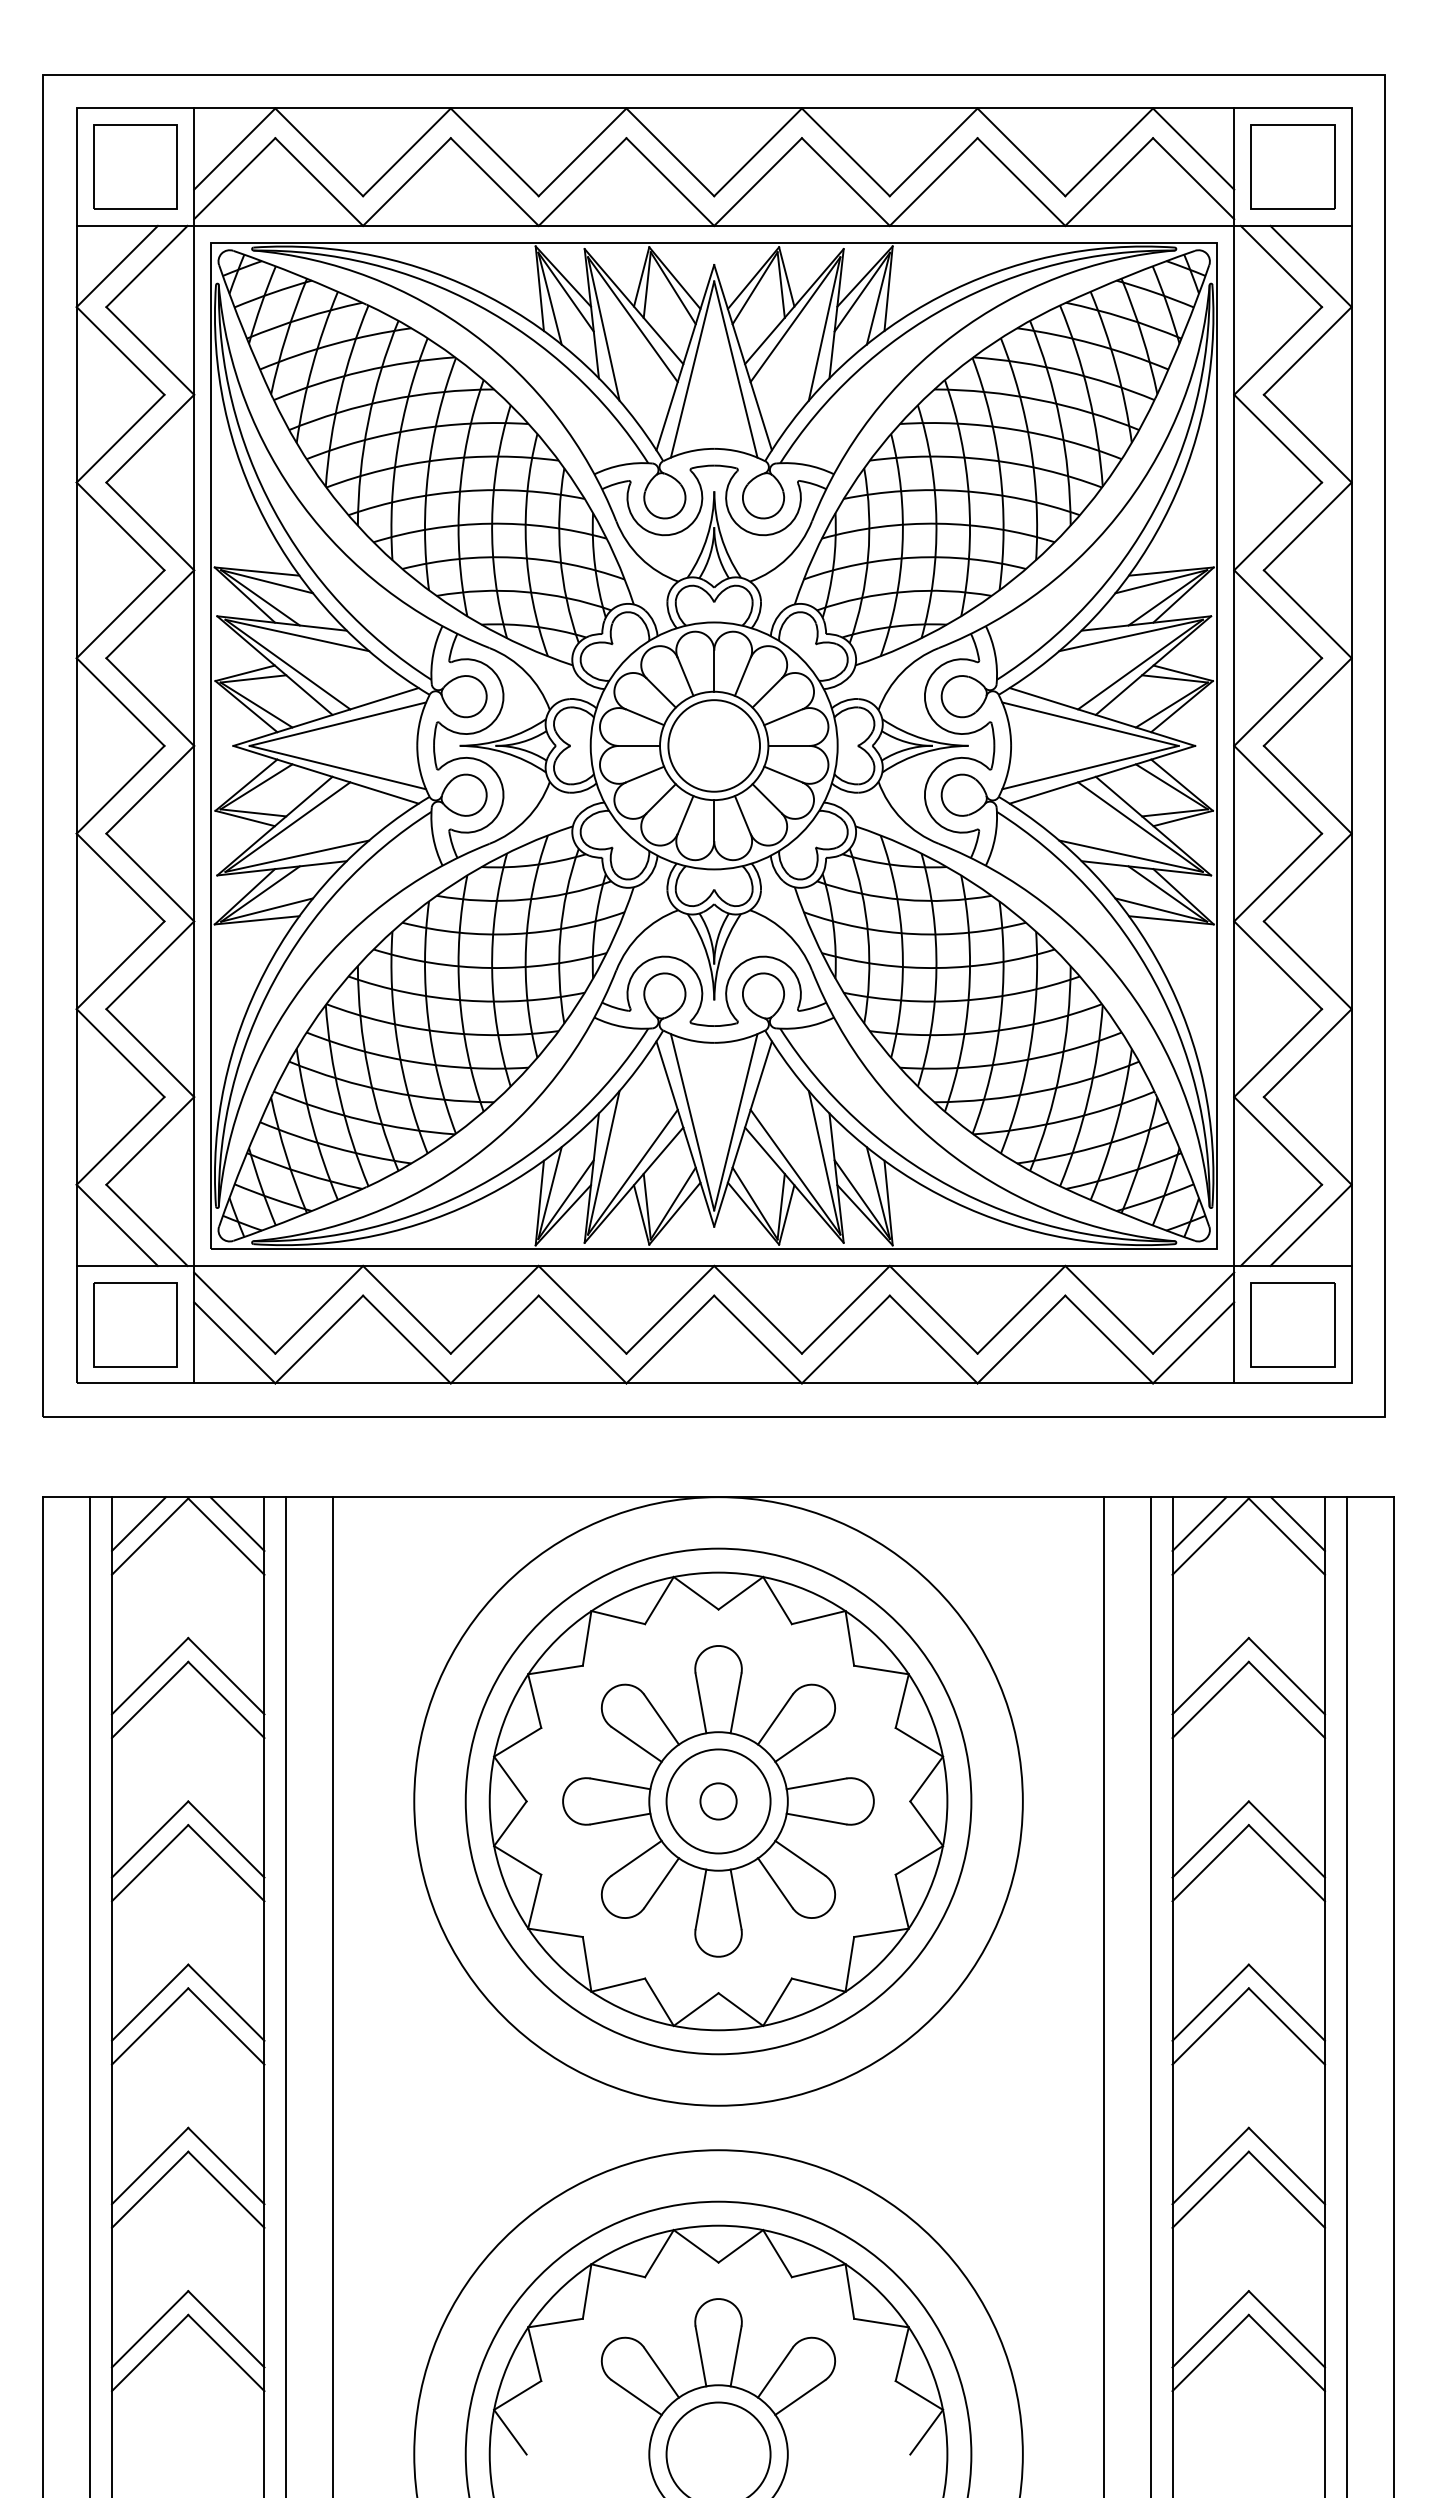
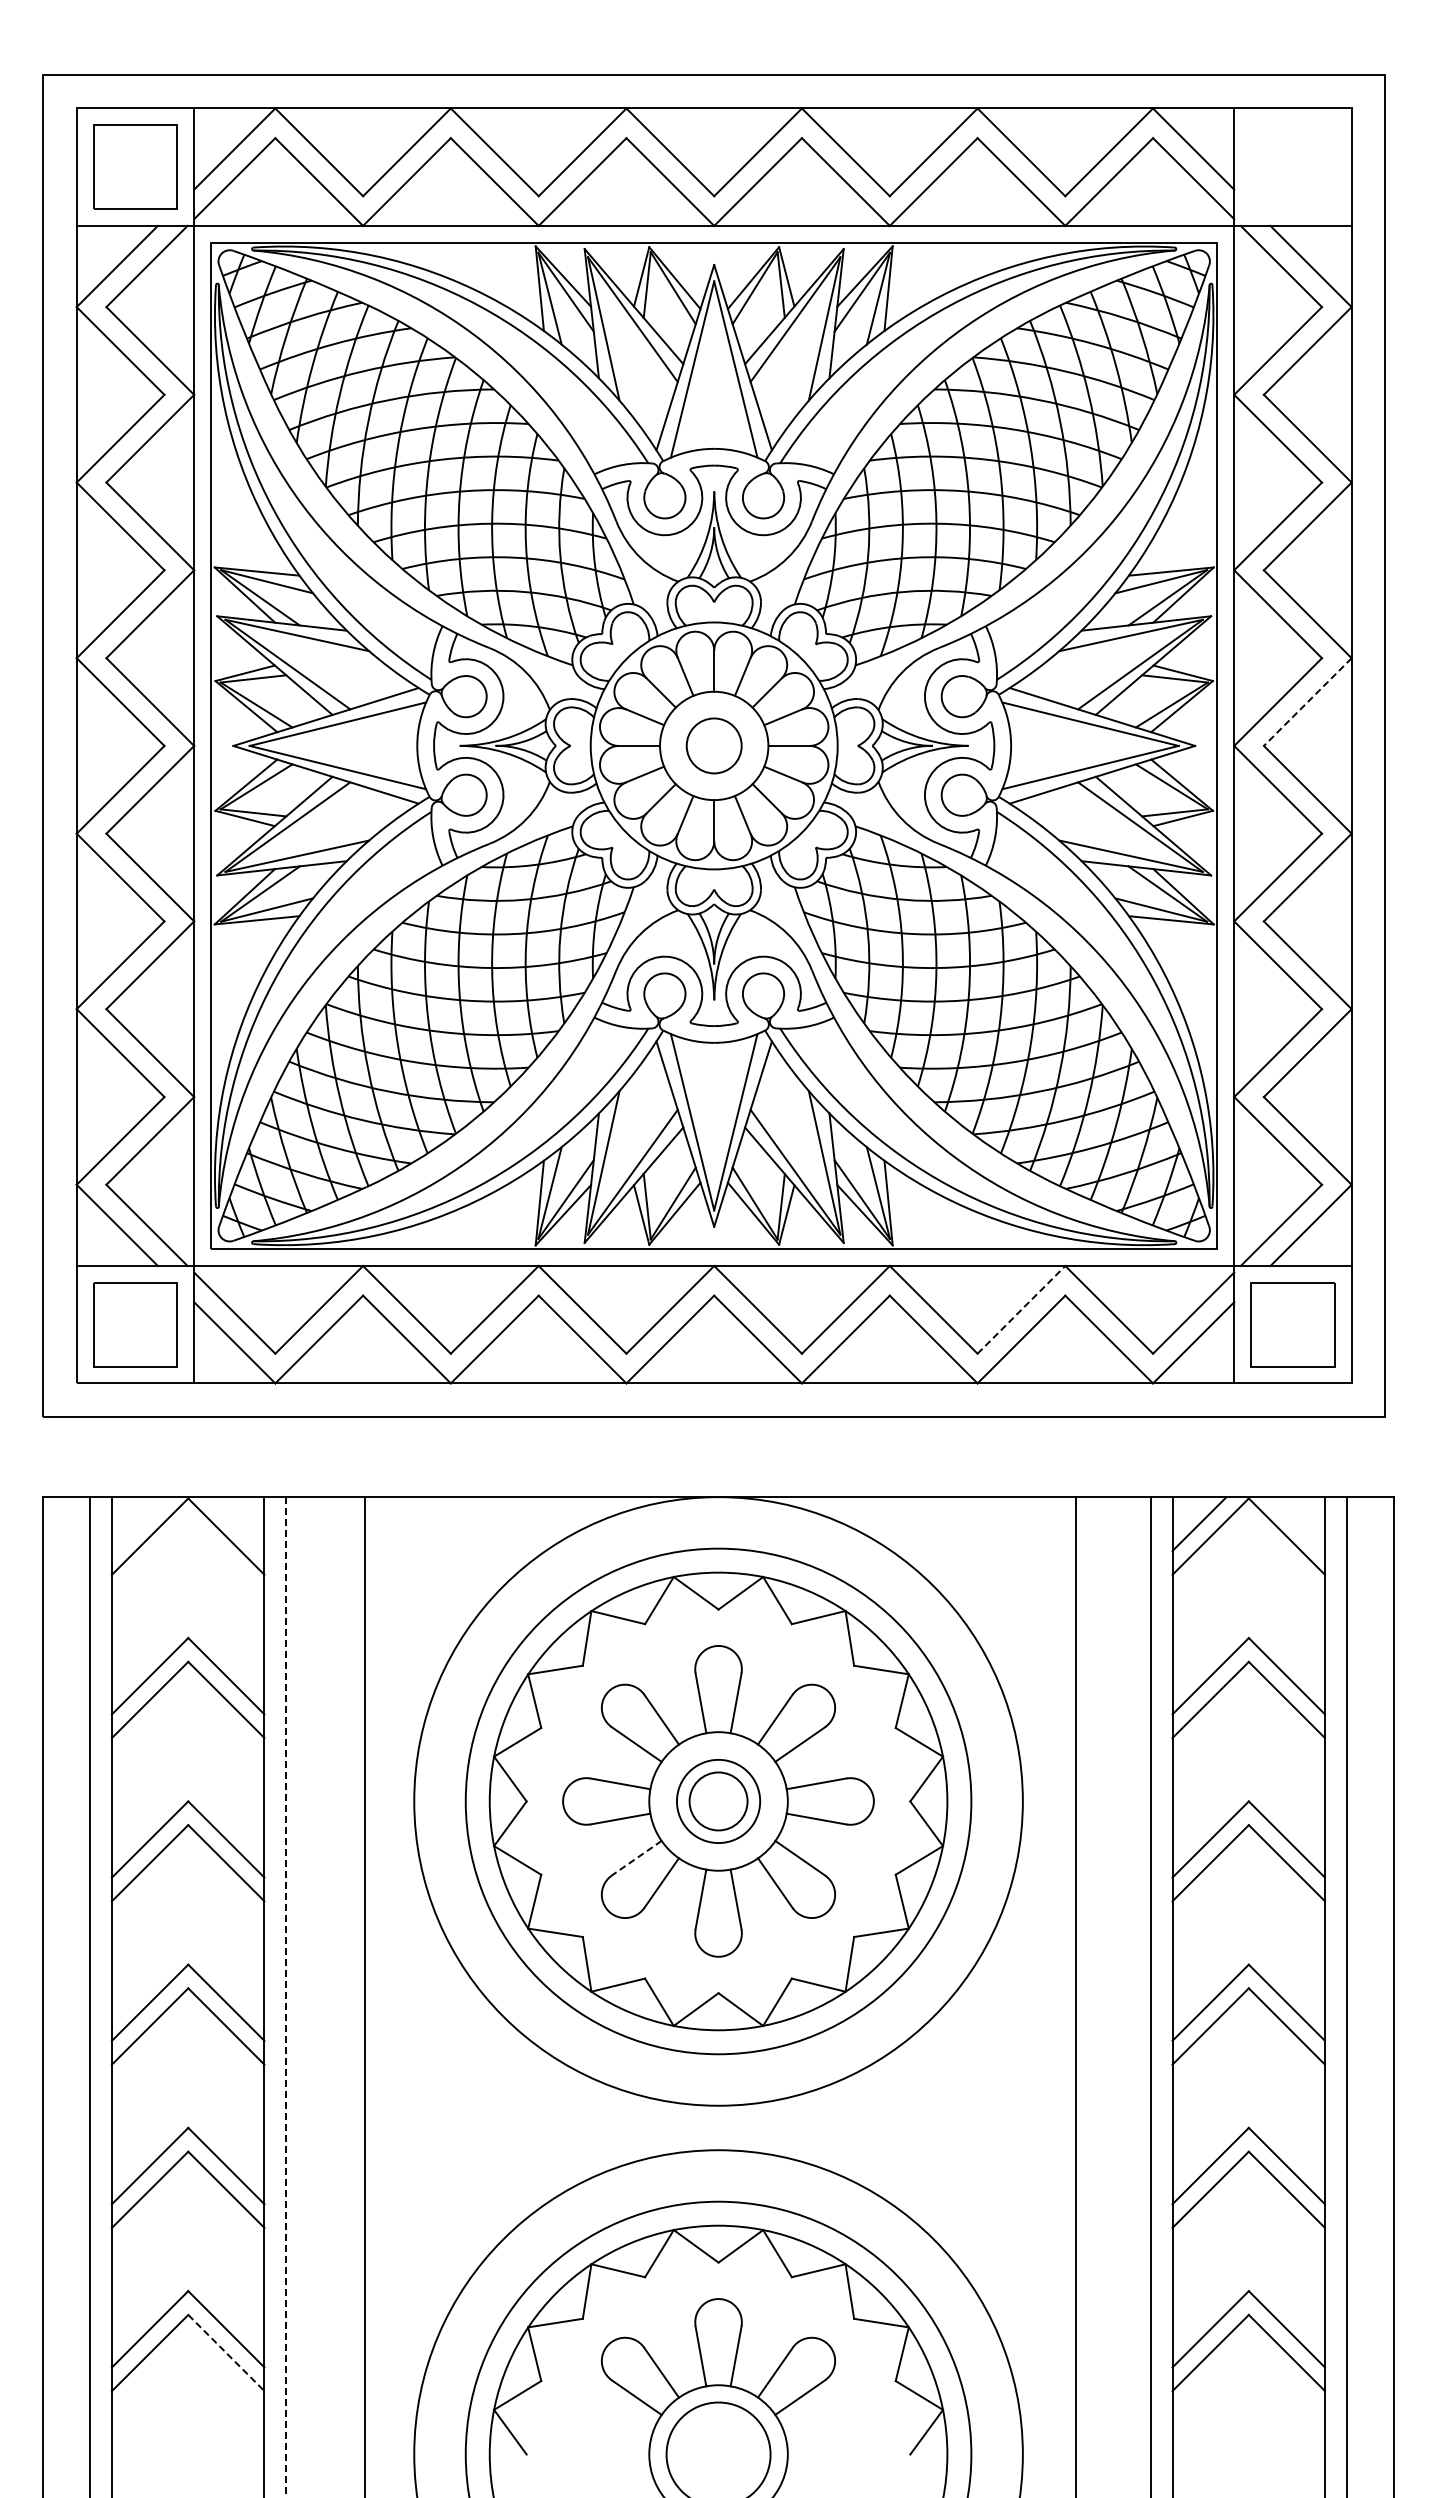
part: present -> none (1292, 166)
line: solid -> dashed (1307, 702)
circle diameter: 92 px -> 55 px (713, 745)
line: solid -> dashed (1021, 1309)
line: present -> none (138, 1524)
line: present -> none (237, 1524)
line: present -> none (1297, 1524)
circle diameter: 104 px -> 83 px (718, 1801)
circle diameter: 36 px -> 58 px (718, 1801)
line: solid -> dashed (636, 1858)
line position: (333, 1995) -> (365, 1995) (365, 1995)
line position: (1103, 1995) -> (1075, 1995) (1075, 1995)
line: solid -> dashed (286, 1997)
line: solid -> dashed (226, 2353)
